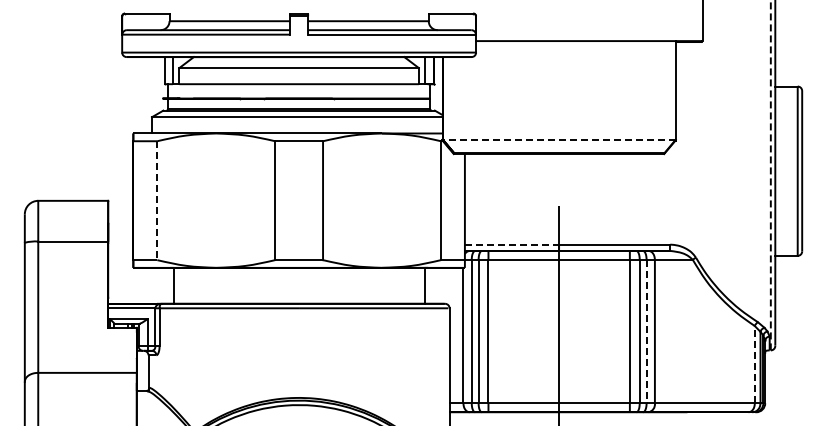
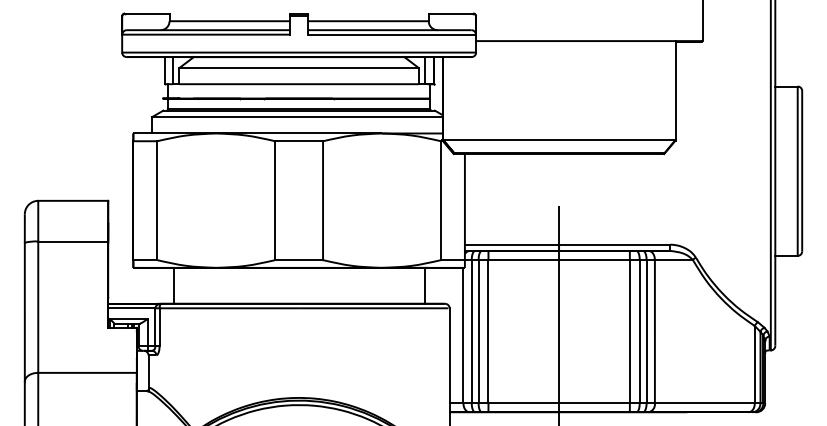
line: dashed -> solid (558, 139)
line: dashed -> solid (770, 175)
line: dashed -> solid (157, 201)
line: dashed -> solid (512, 244)
line: dashed -> solid (646, 331)
line: dashed -> solid (754, 364)
